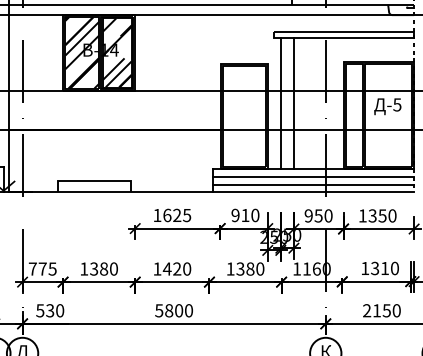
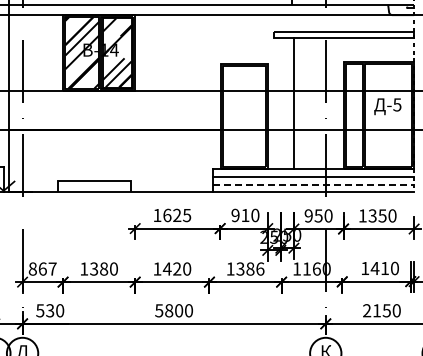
line: present -> none (280, 103)
line: solid -> dashed (313, 184)
text: 775 -> 867 (42, 268)
text: 1380 -> 1386 (260, 268)
text: 1310 -> 1410 (374, 268)
